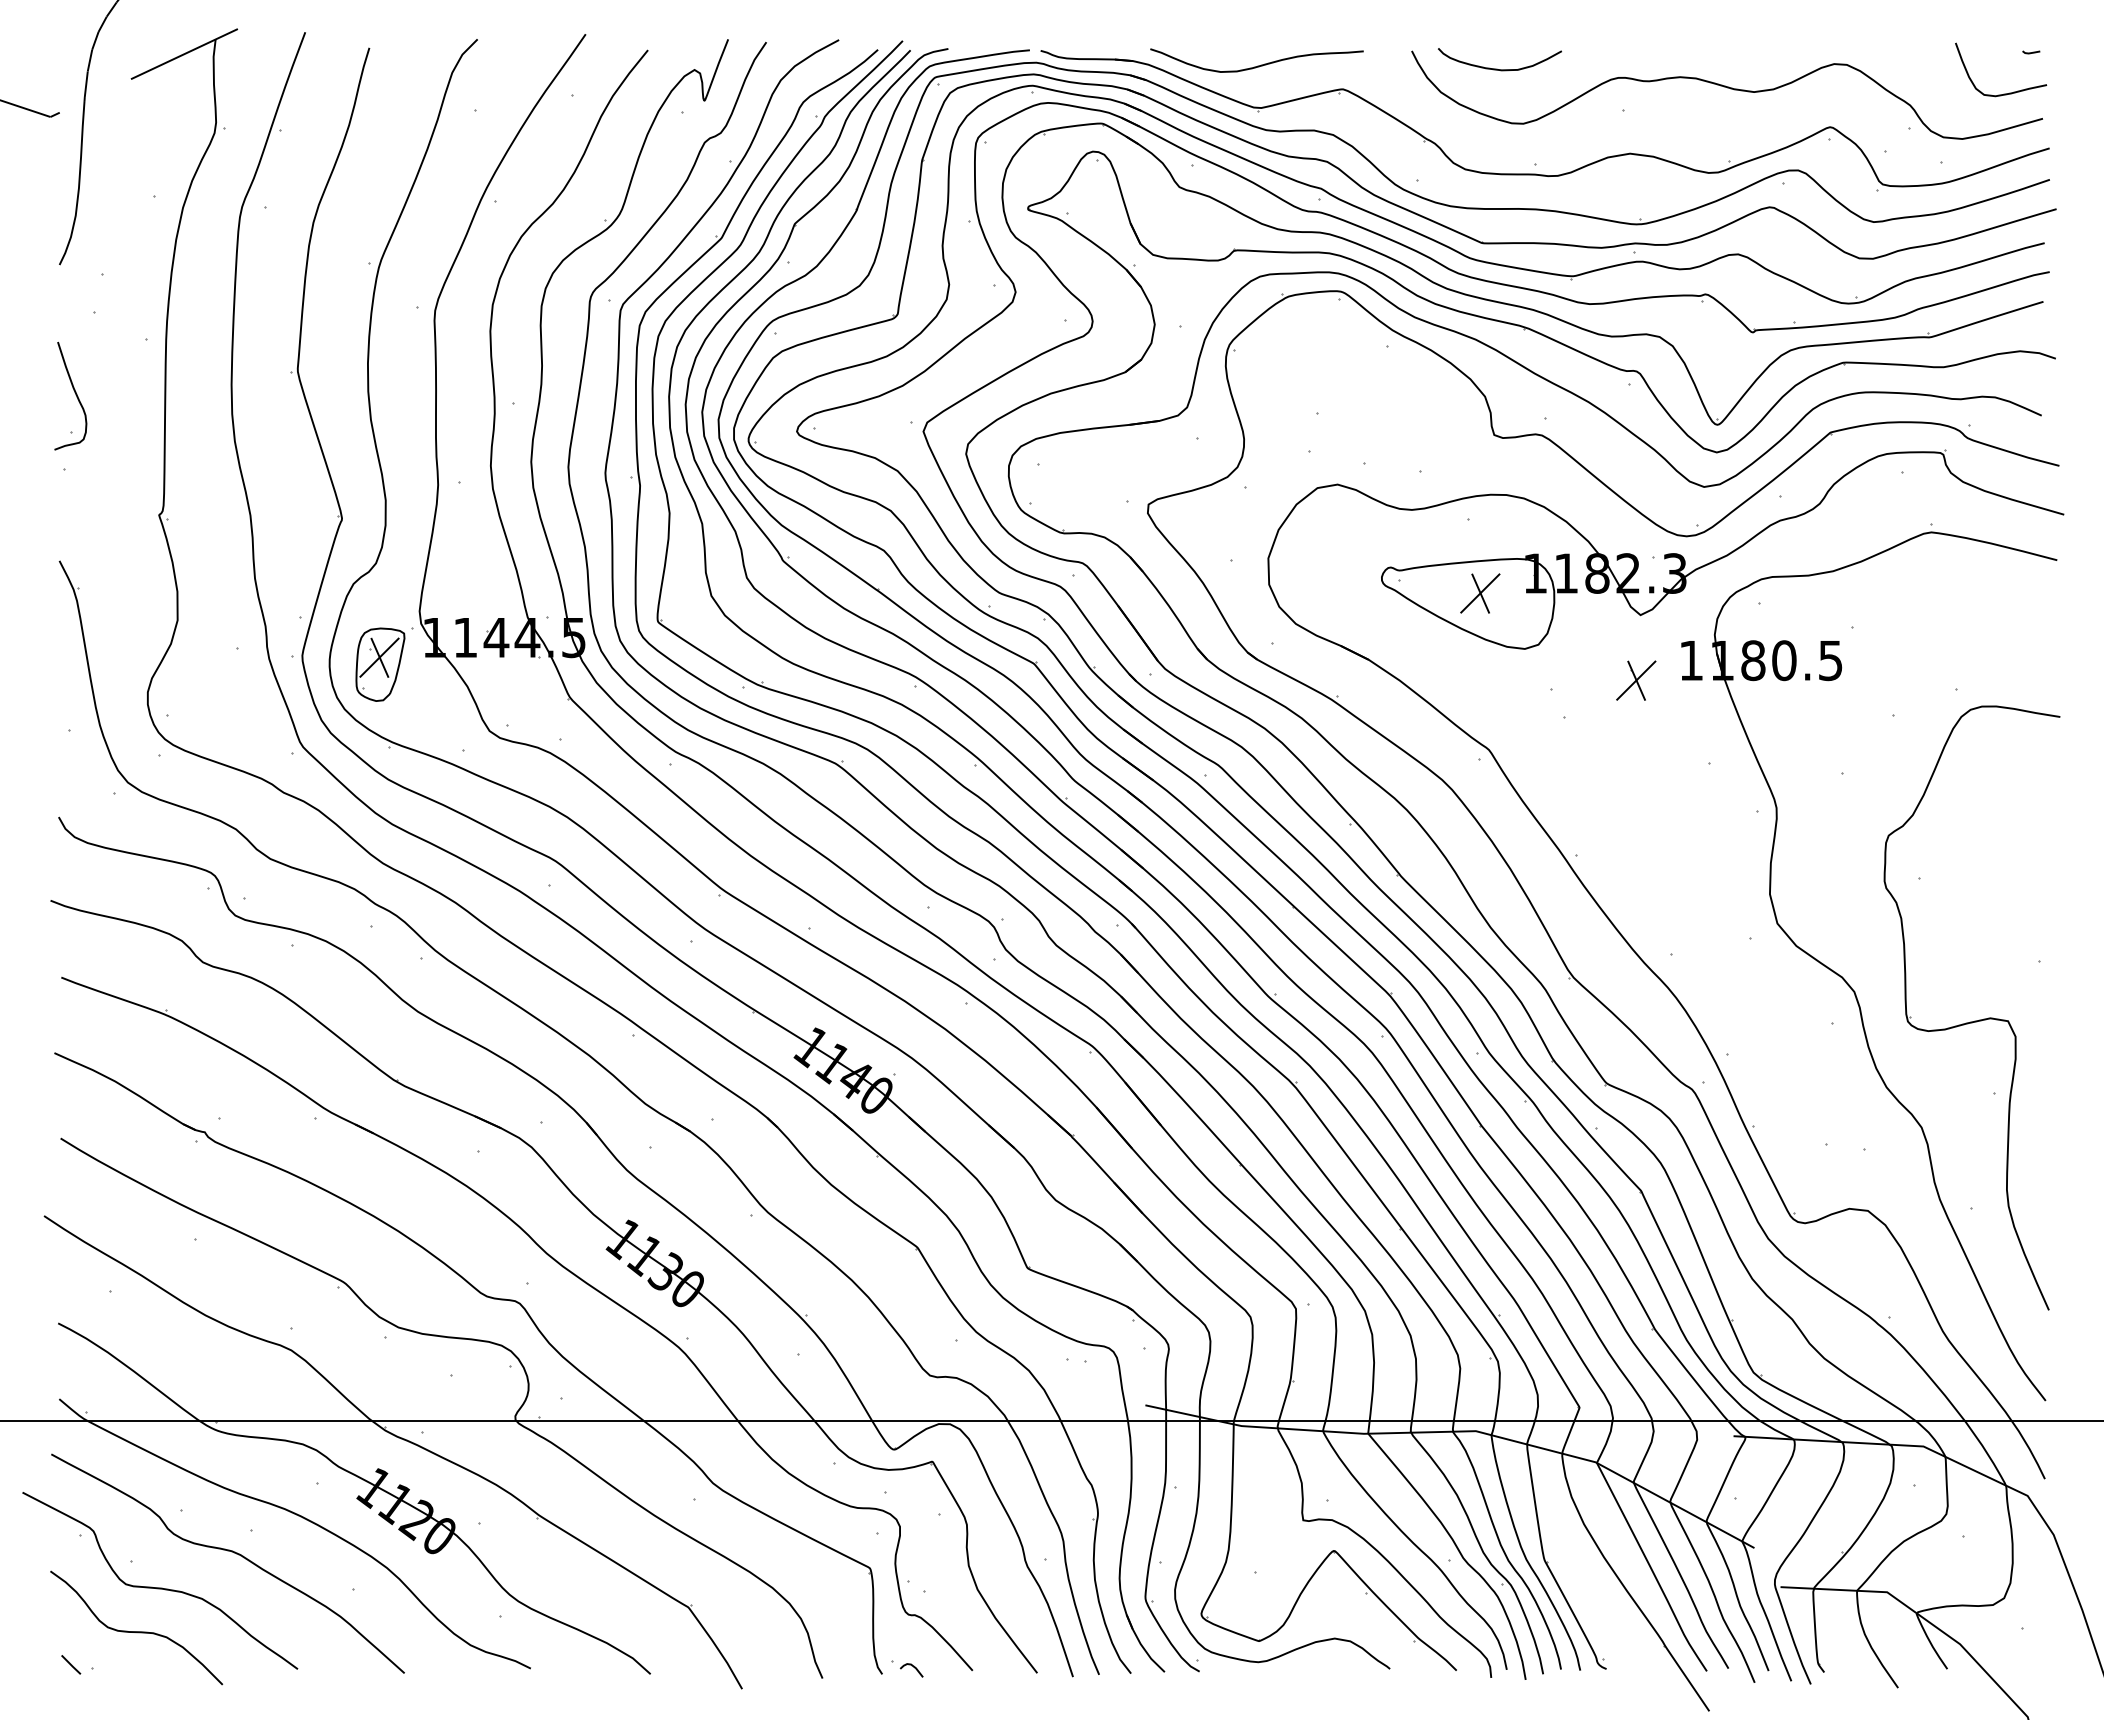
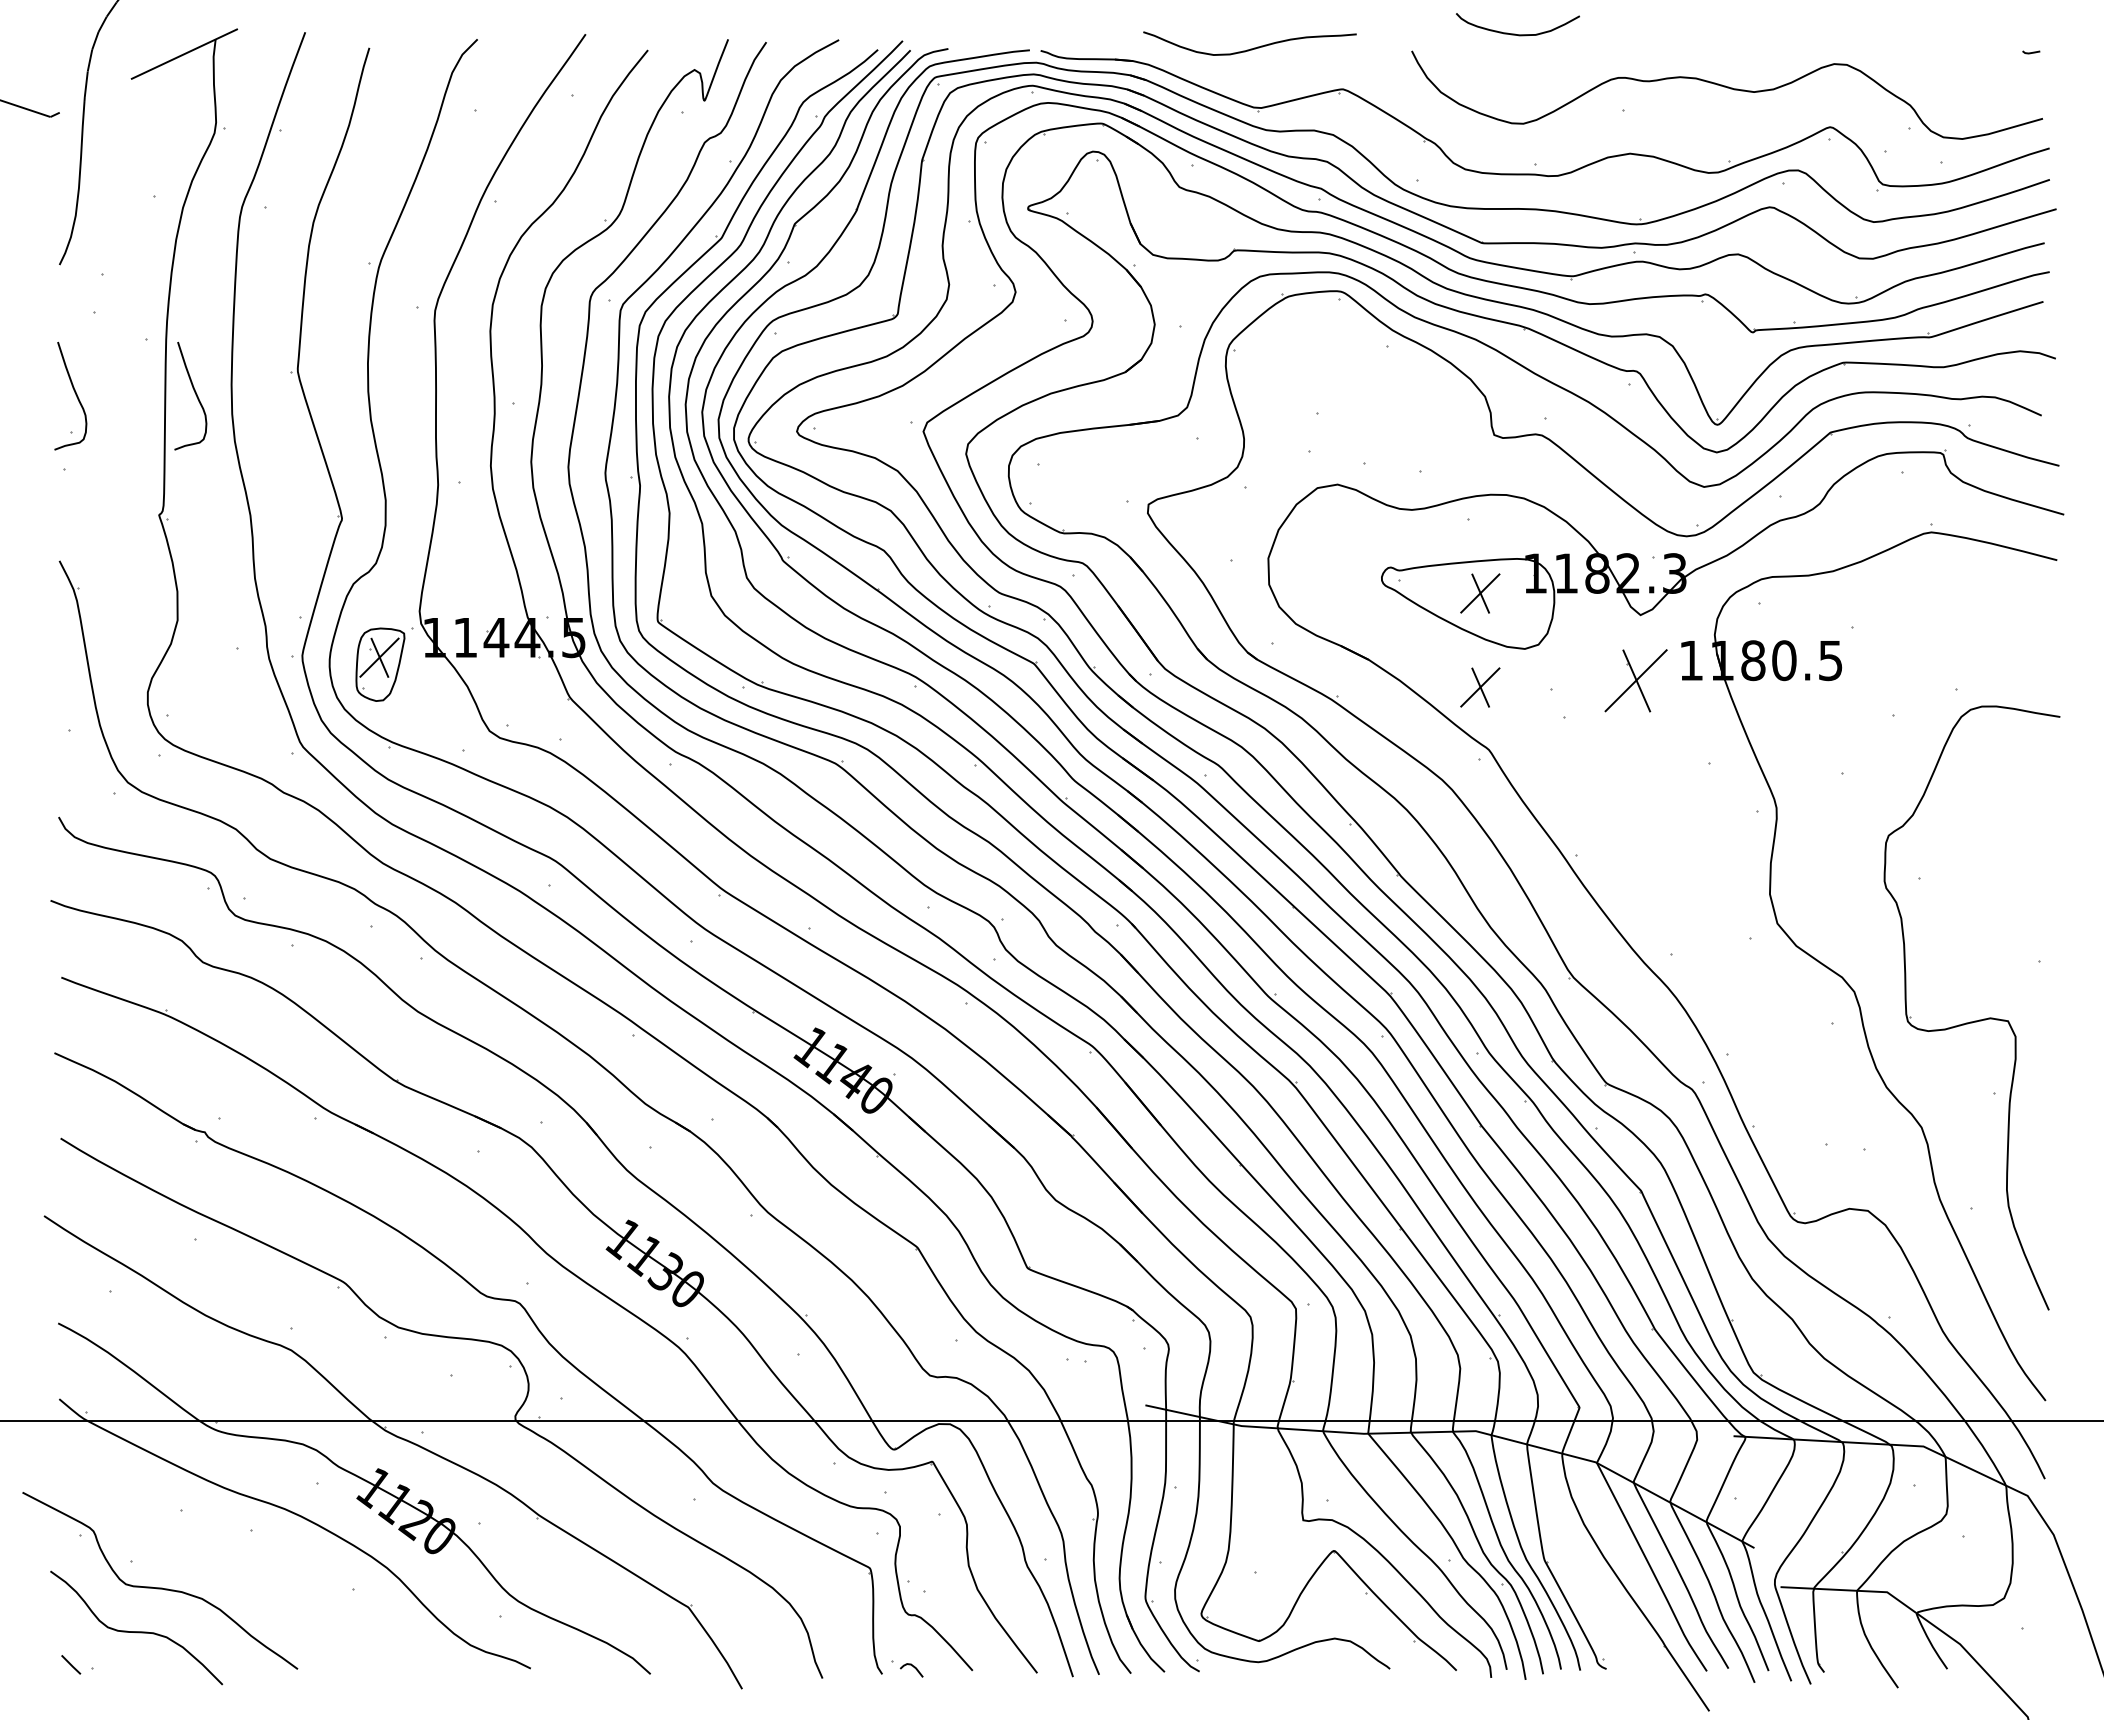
curve position: (1257, 65) -> (1250, 48) (1250, 48)
curve position: (1497, 68) -> (1515, 33) (1515, 33)
curve: present -> none (2003, 93)
curve: none -> present (194, 392)
part size: 41x41 px -> 64x64 px (1635, 680)
part: none -> present (1480, 687)
curve: present -> none (231, 1552)
